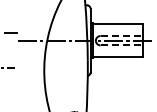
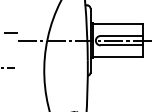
line: dashed -> solid (122, 36)
line: dashed -> solid (122, 45)
